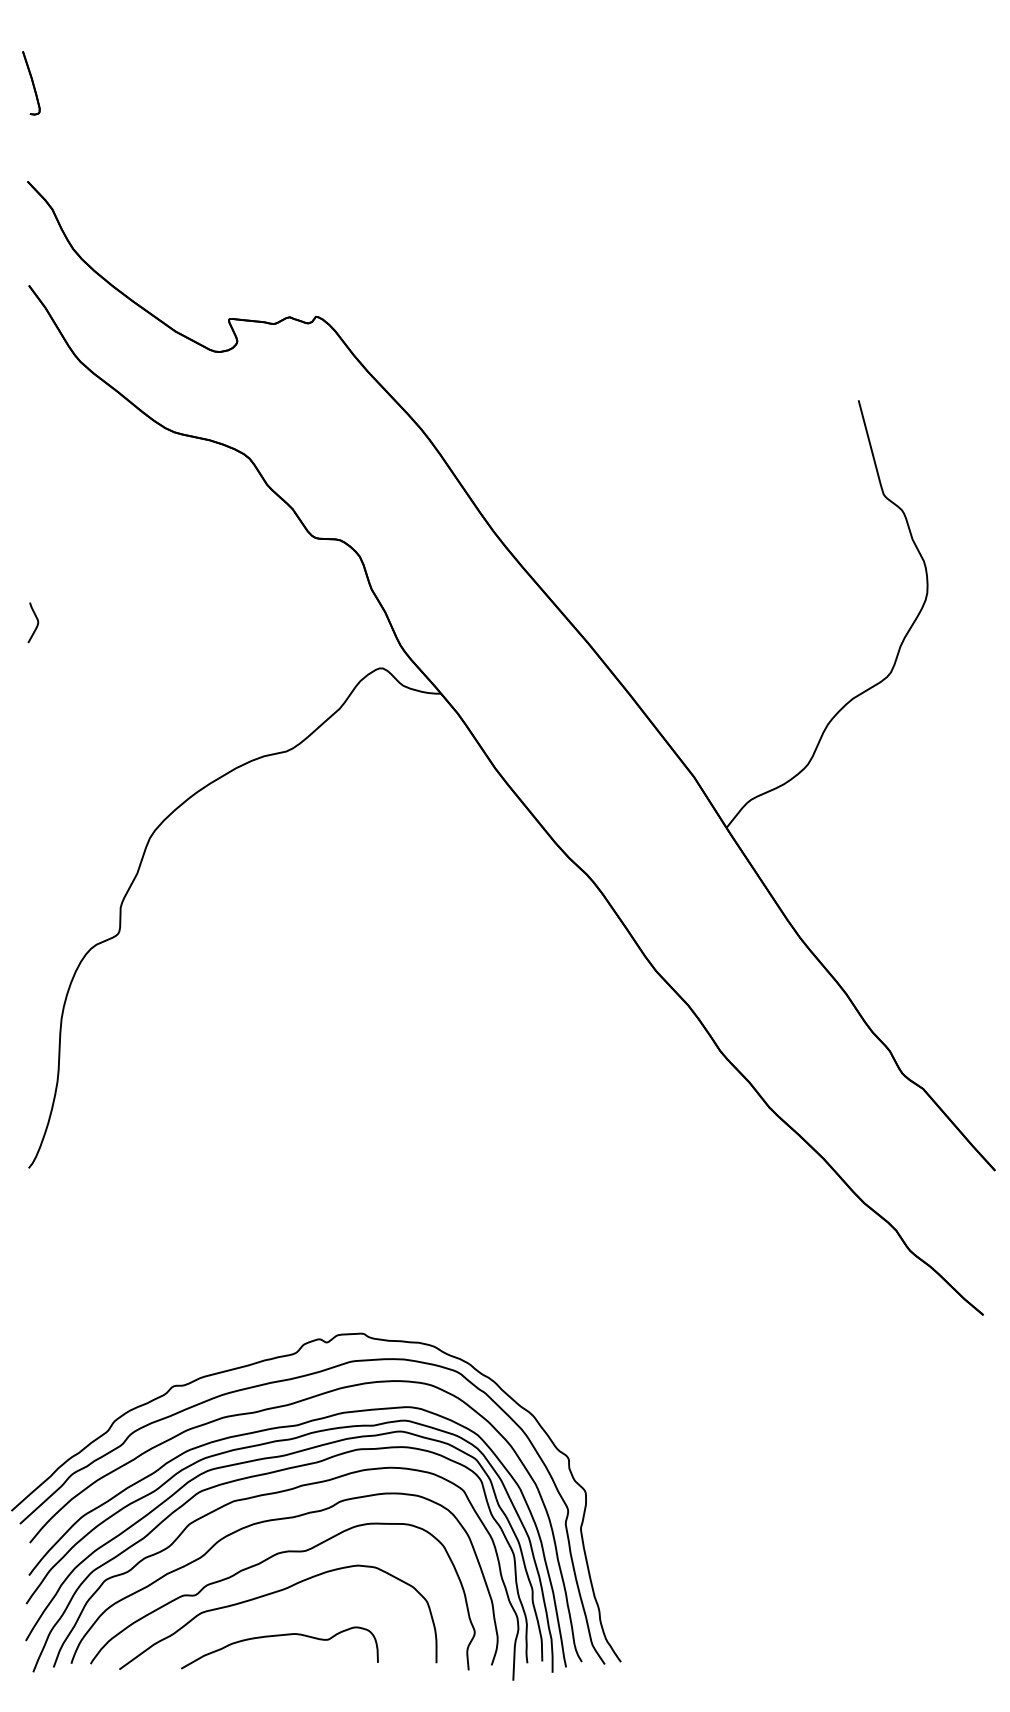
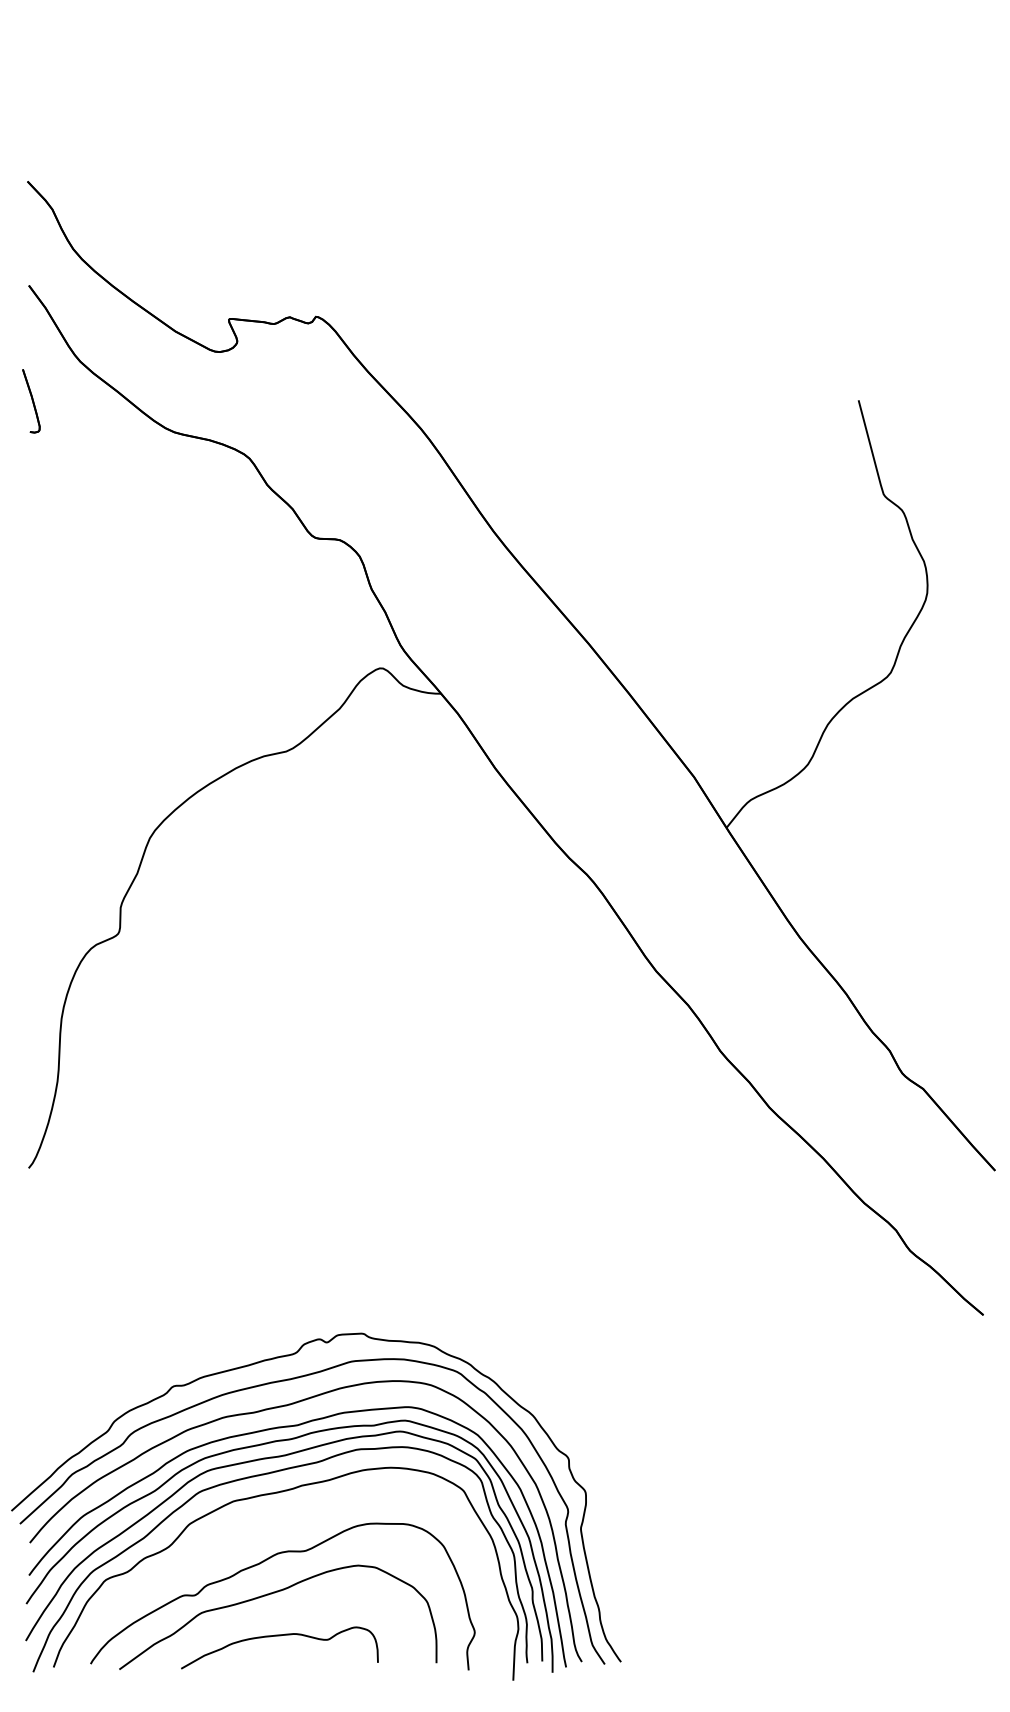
part position: (31, 83) -> (31, 401) (31, 401)
curve: present -> none (36, 624)
curve: present -> none (278, 1520)
